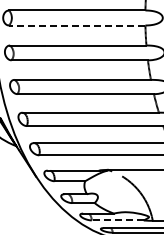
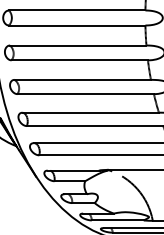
line: dashed -> solid (76, 25)
line: dashed -> solid (117, 220)
